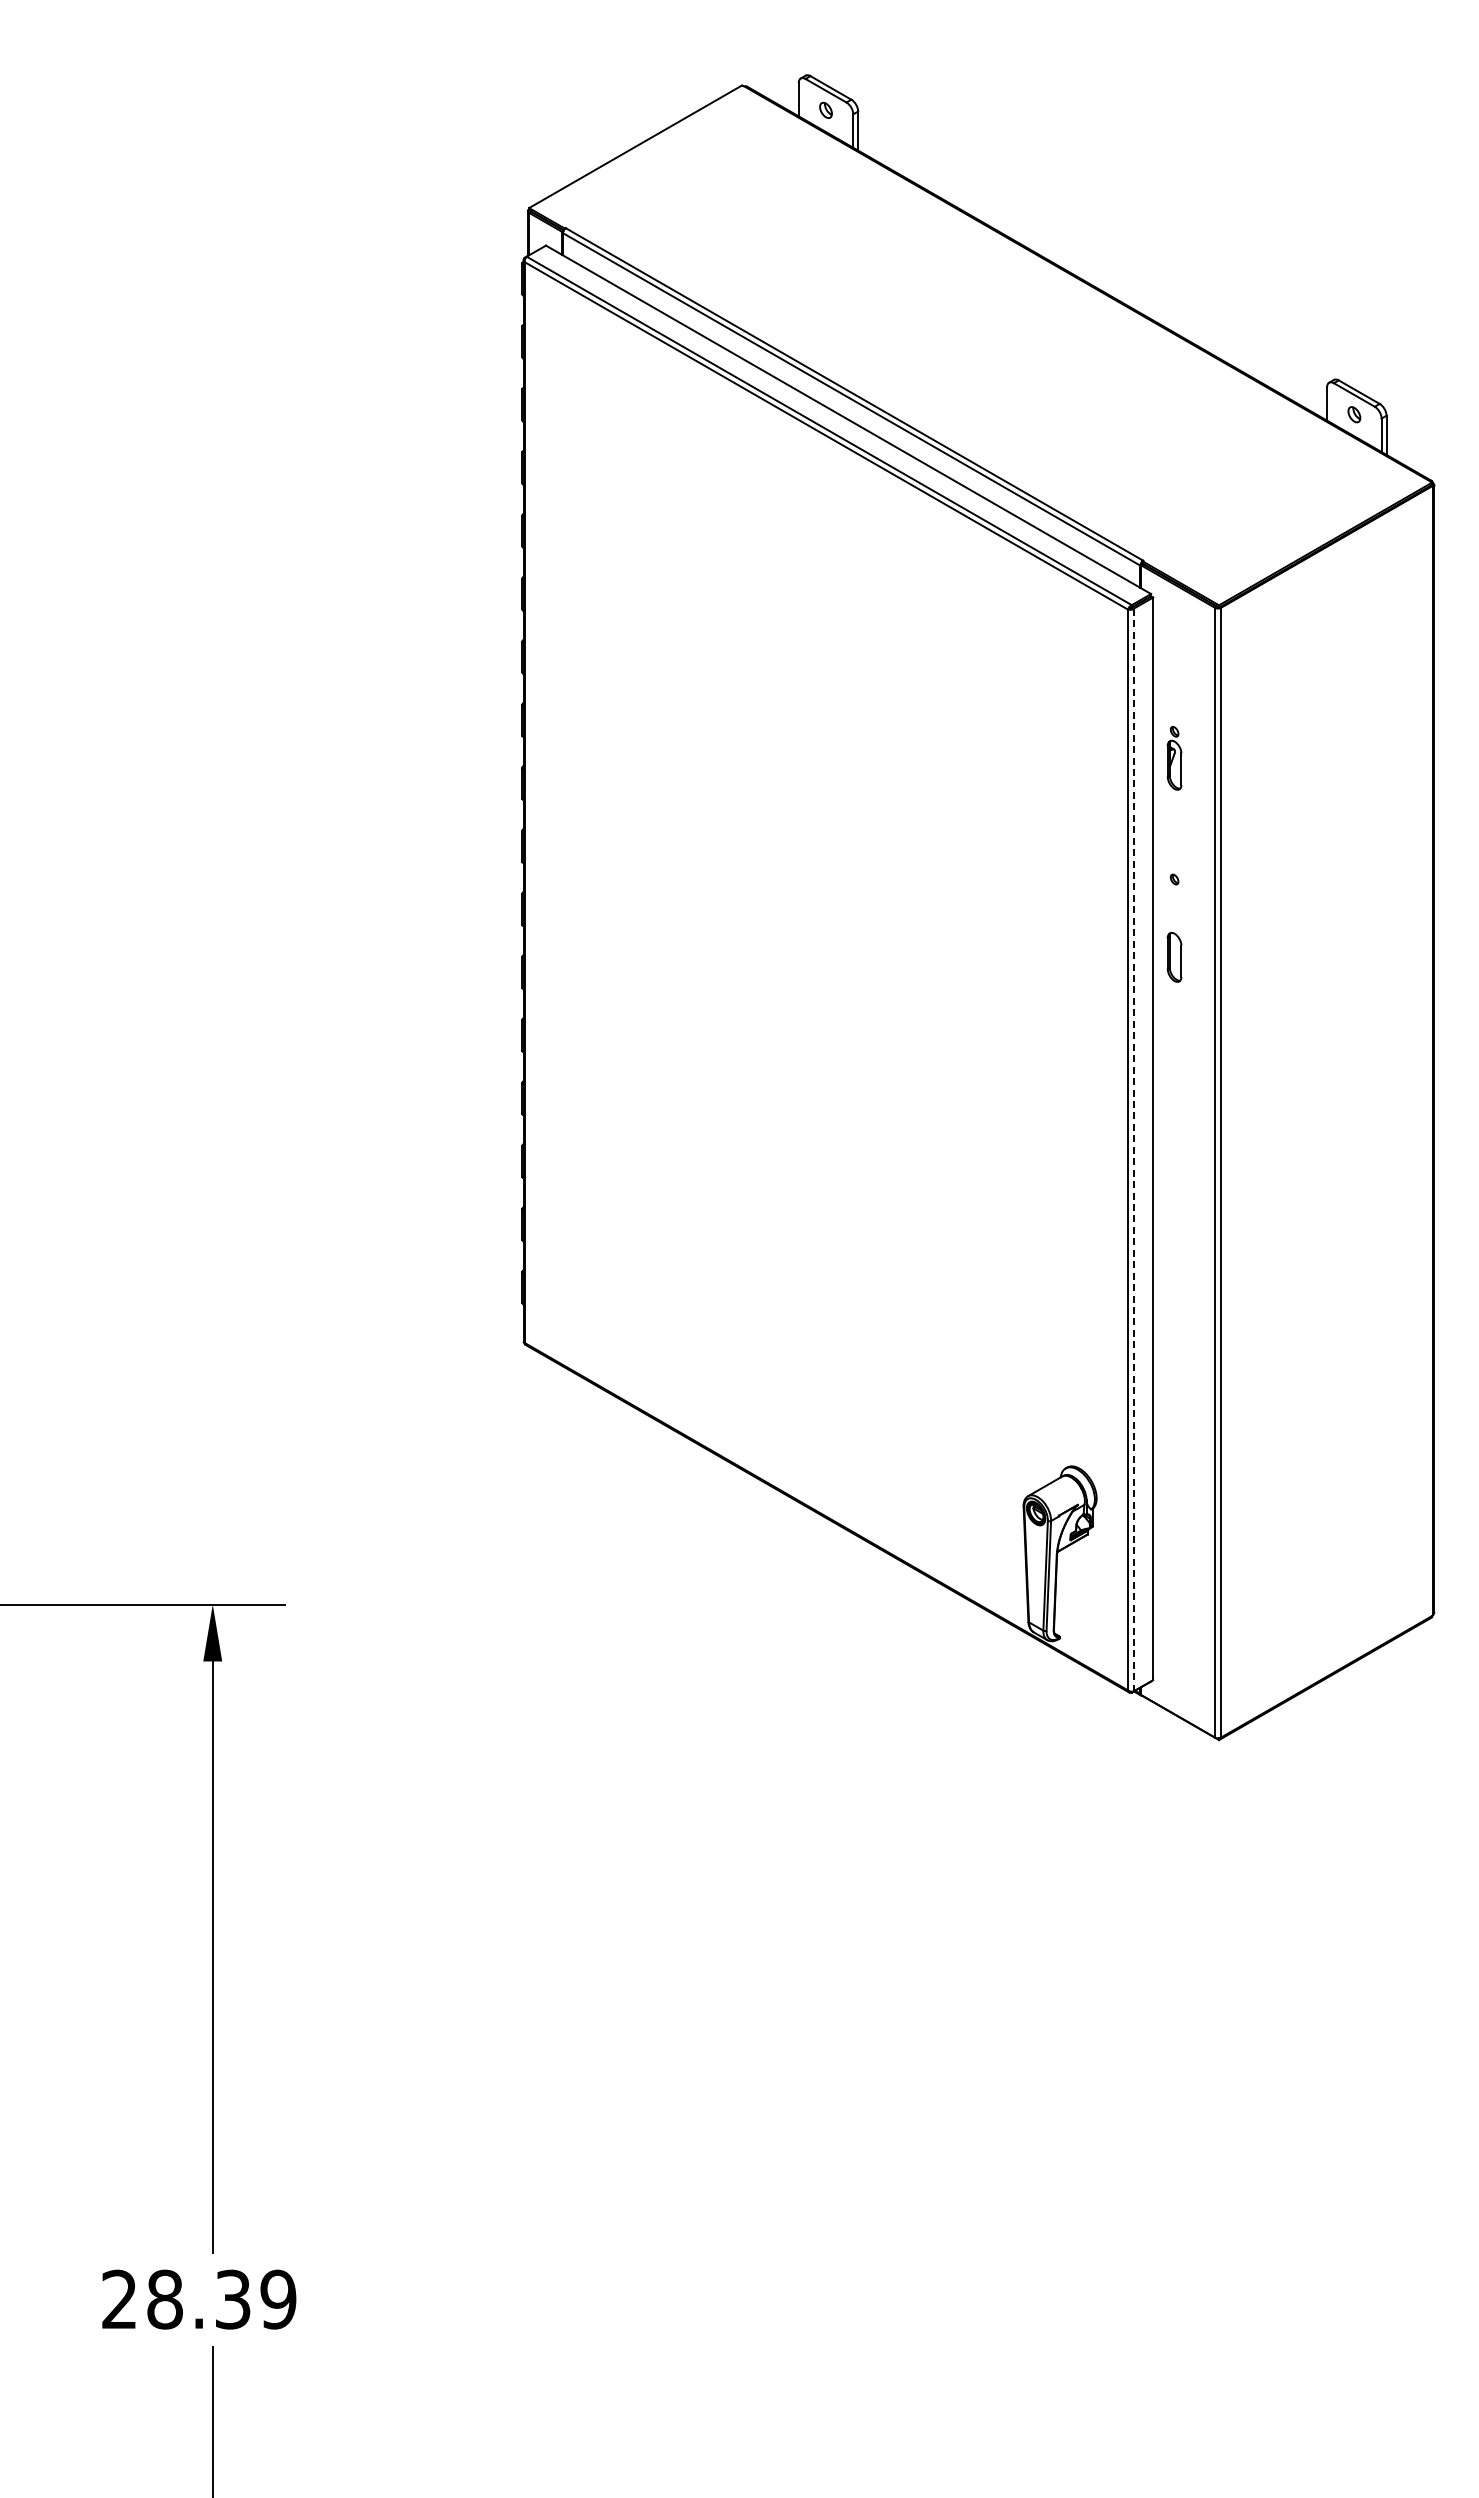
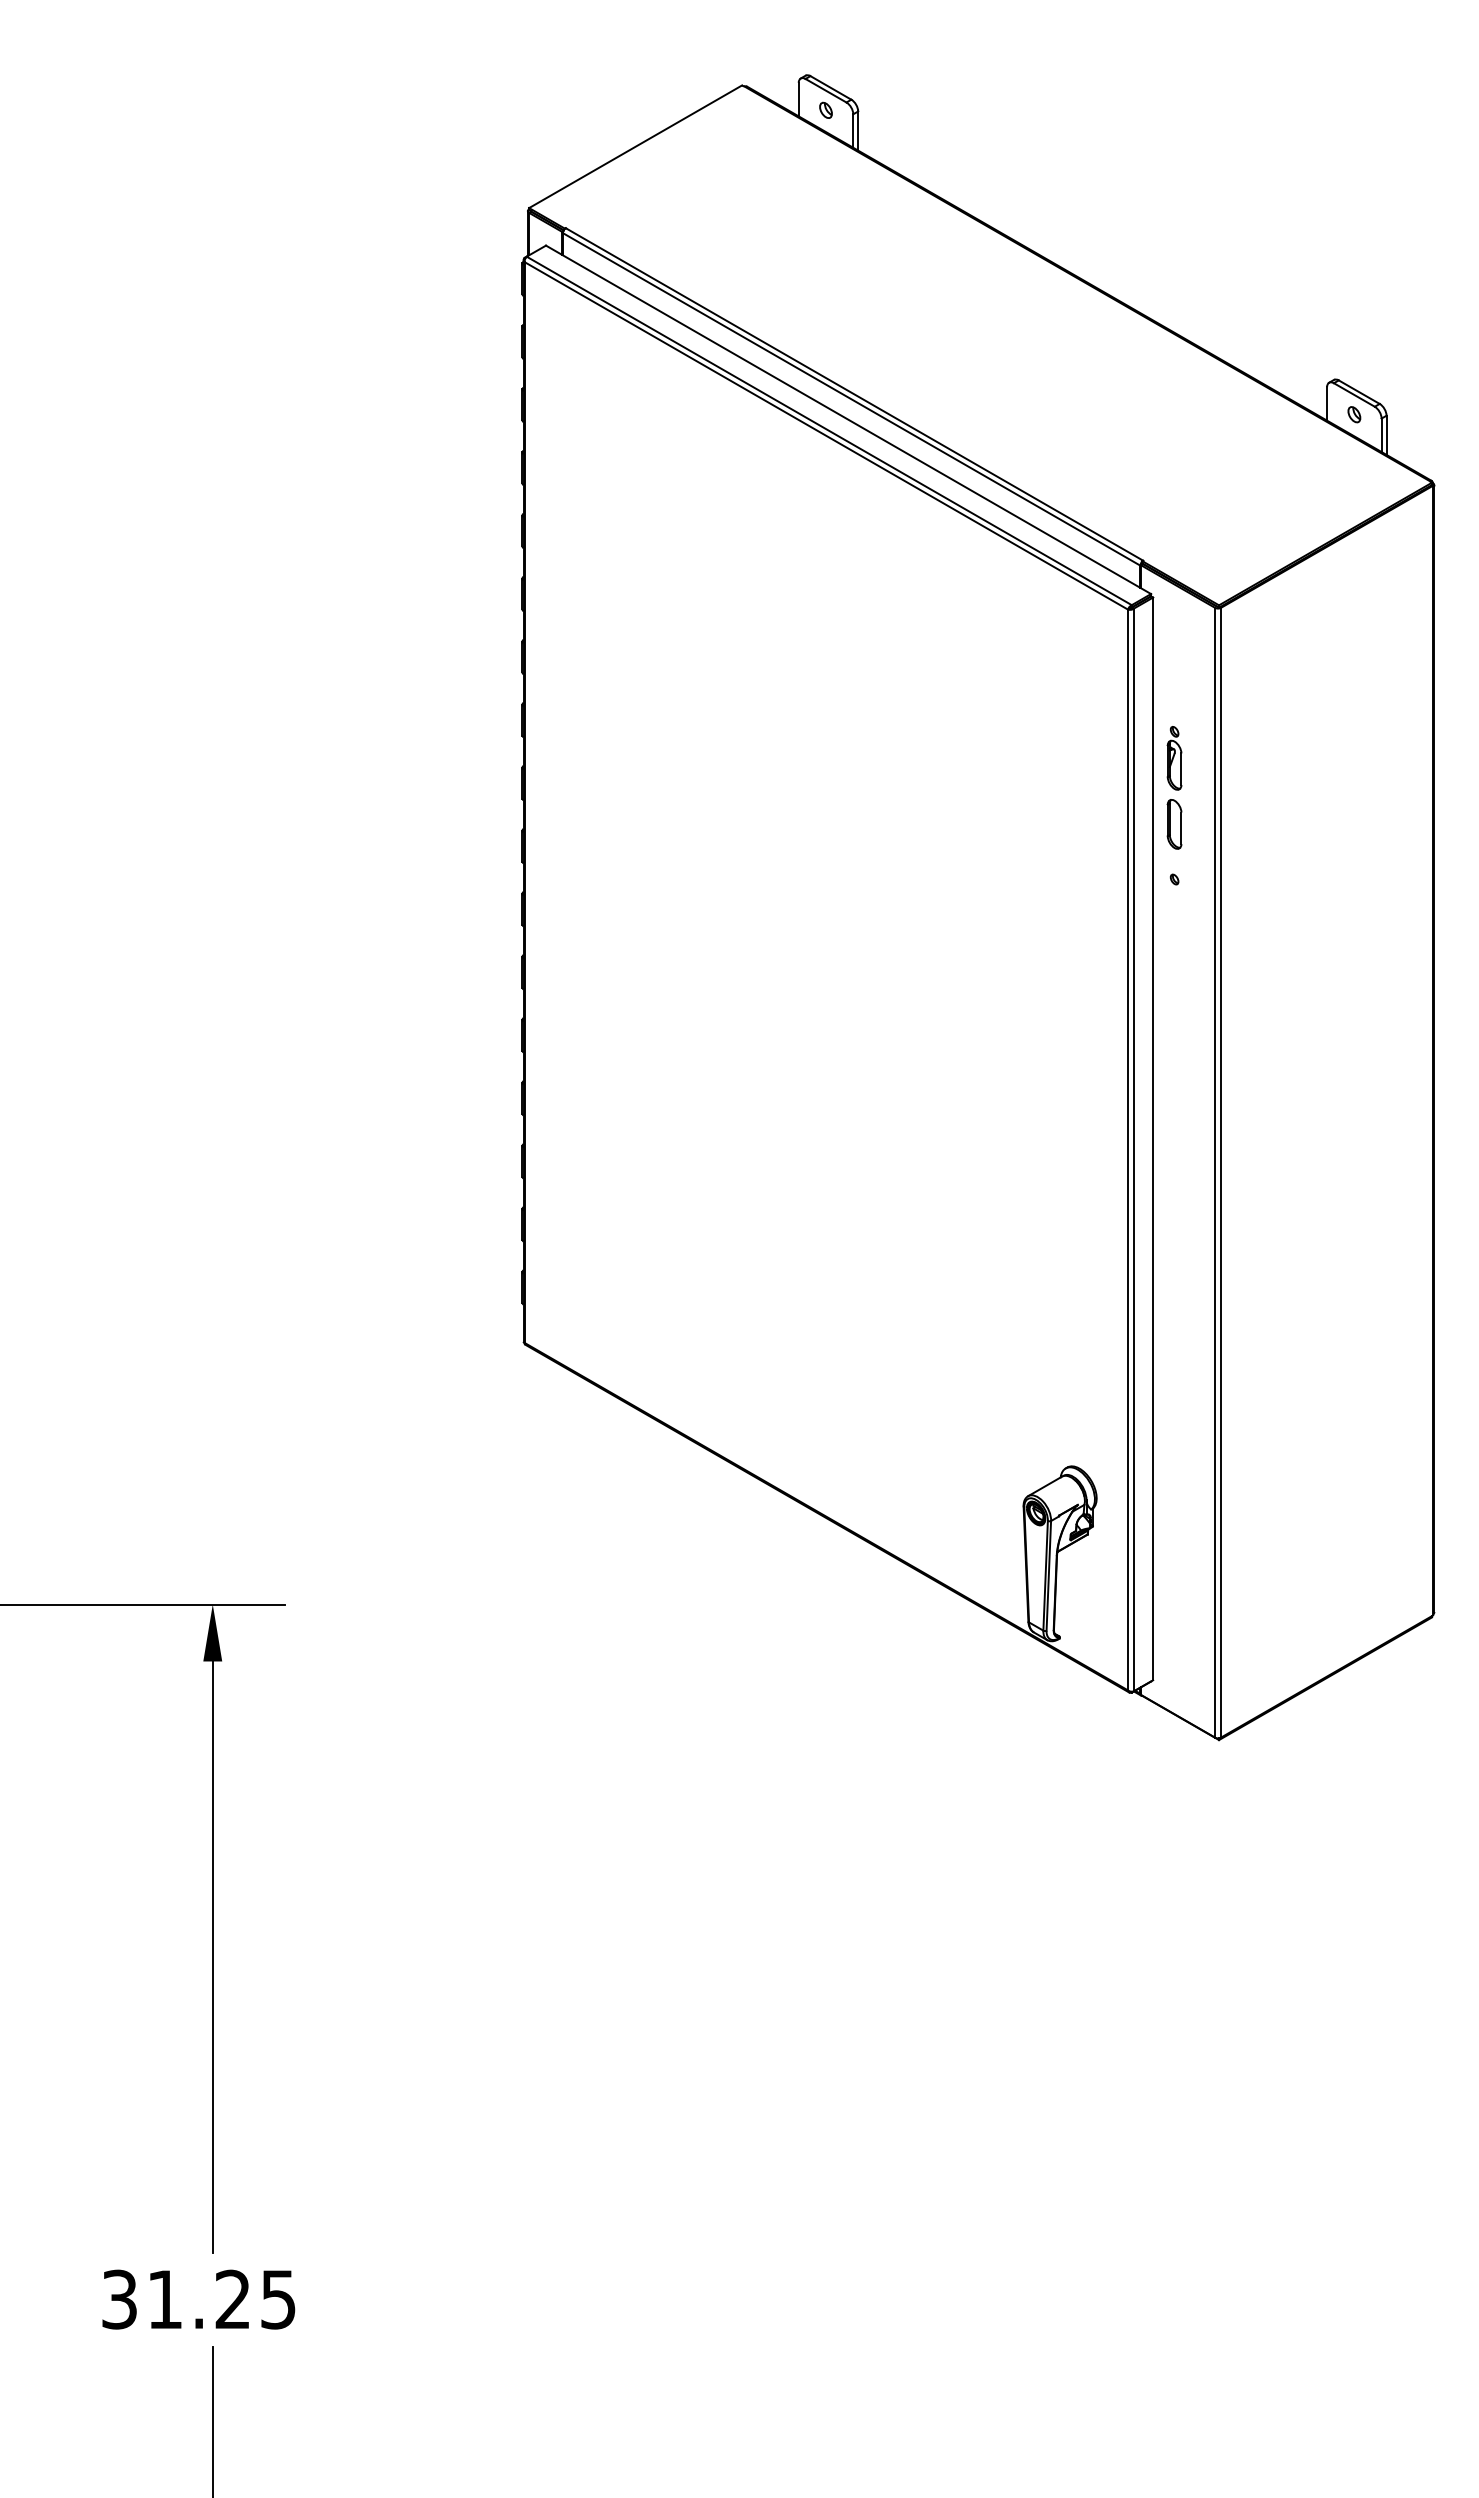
part position: (1174, 957) -> (1174, 824) (1174, 824)
line: dashed -> solid (1133, 1150)
text: 28.39 -> 31.25 (199, 2299)
